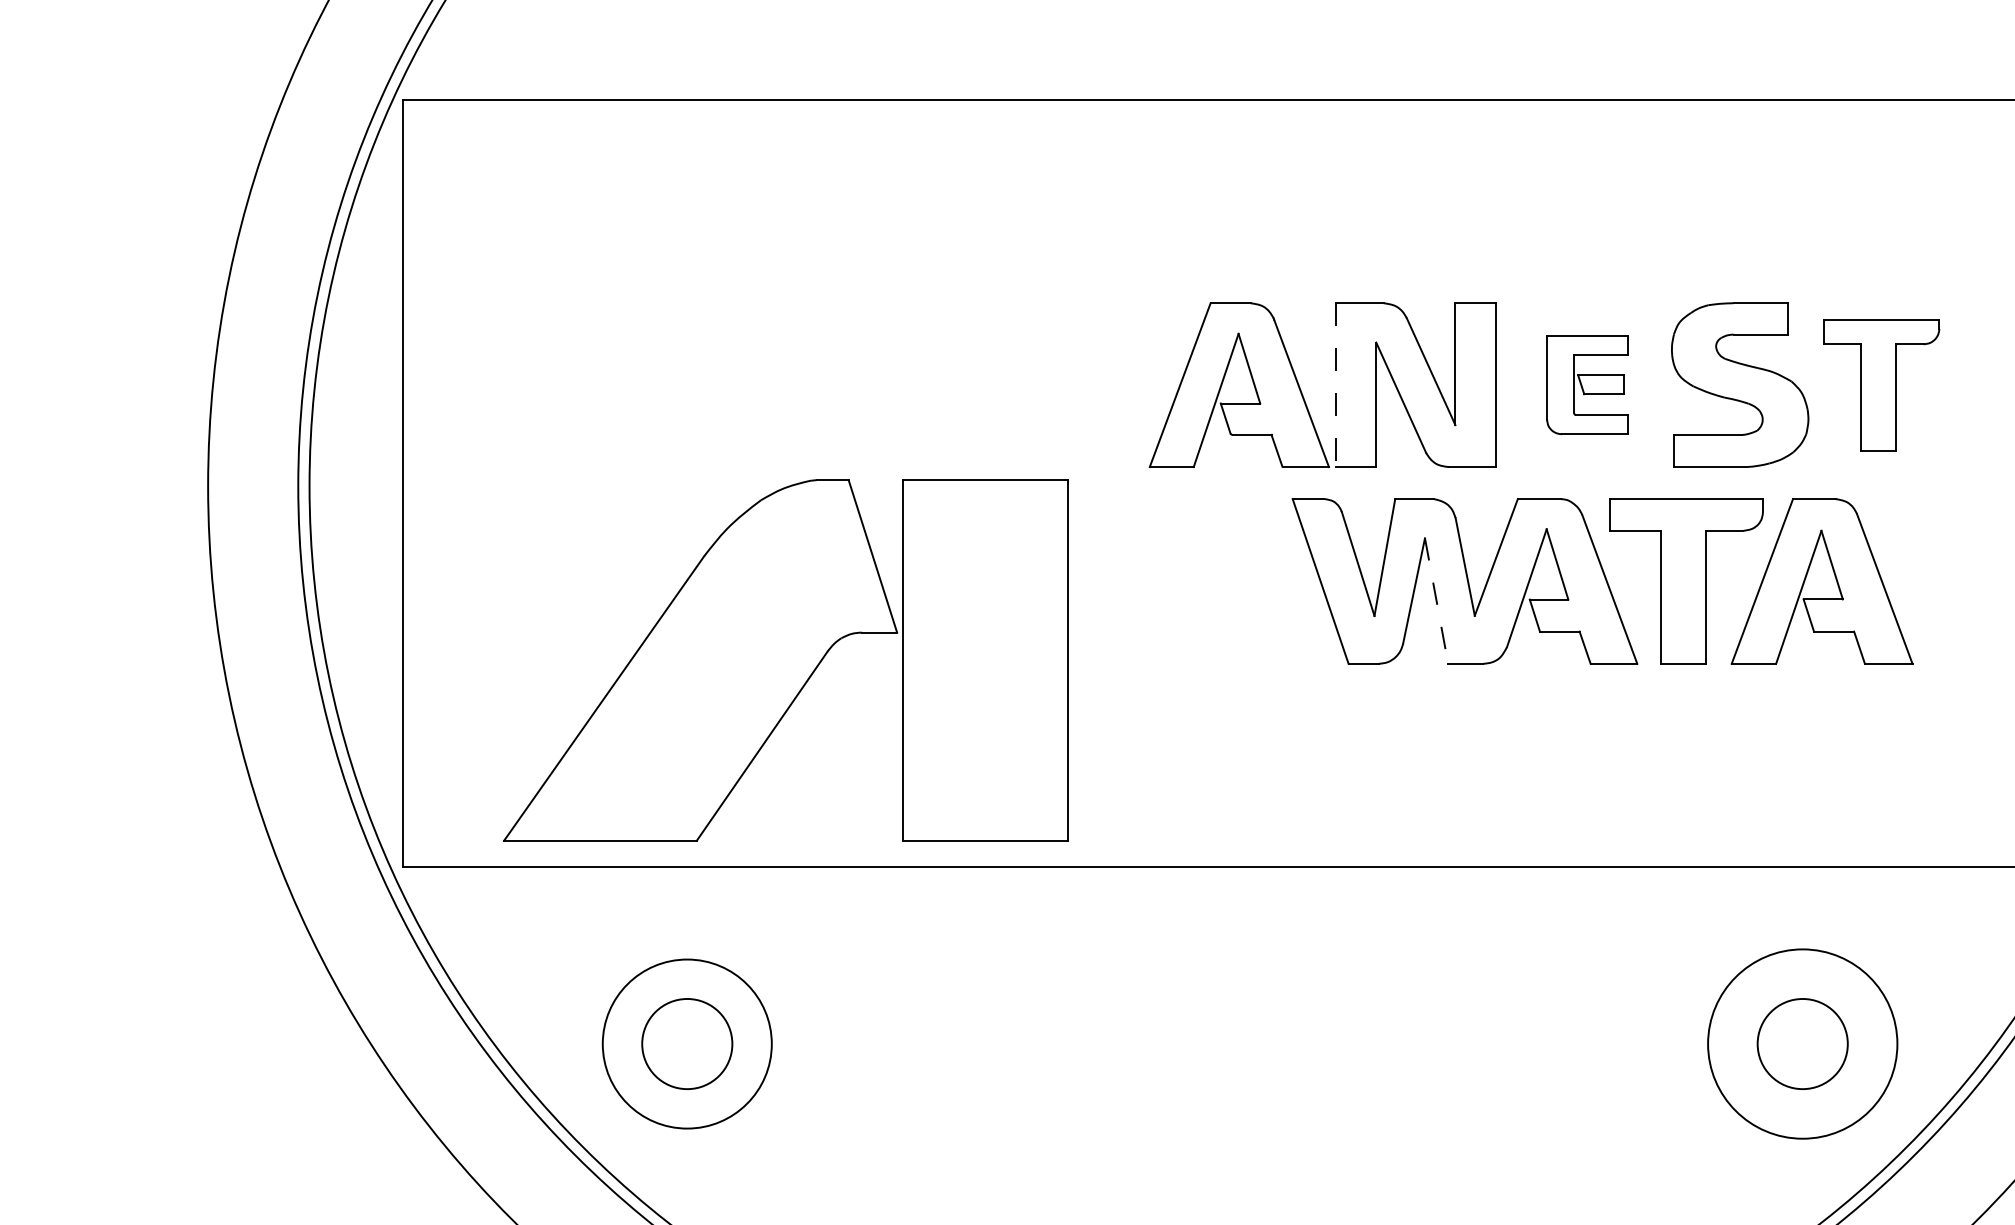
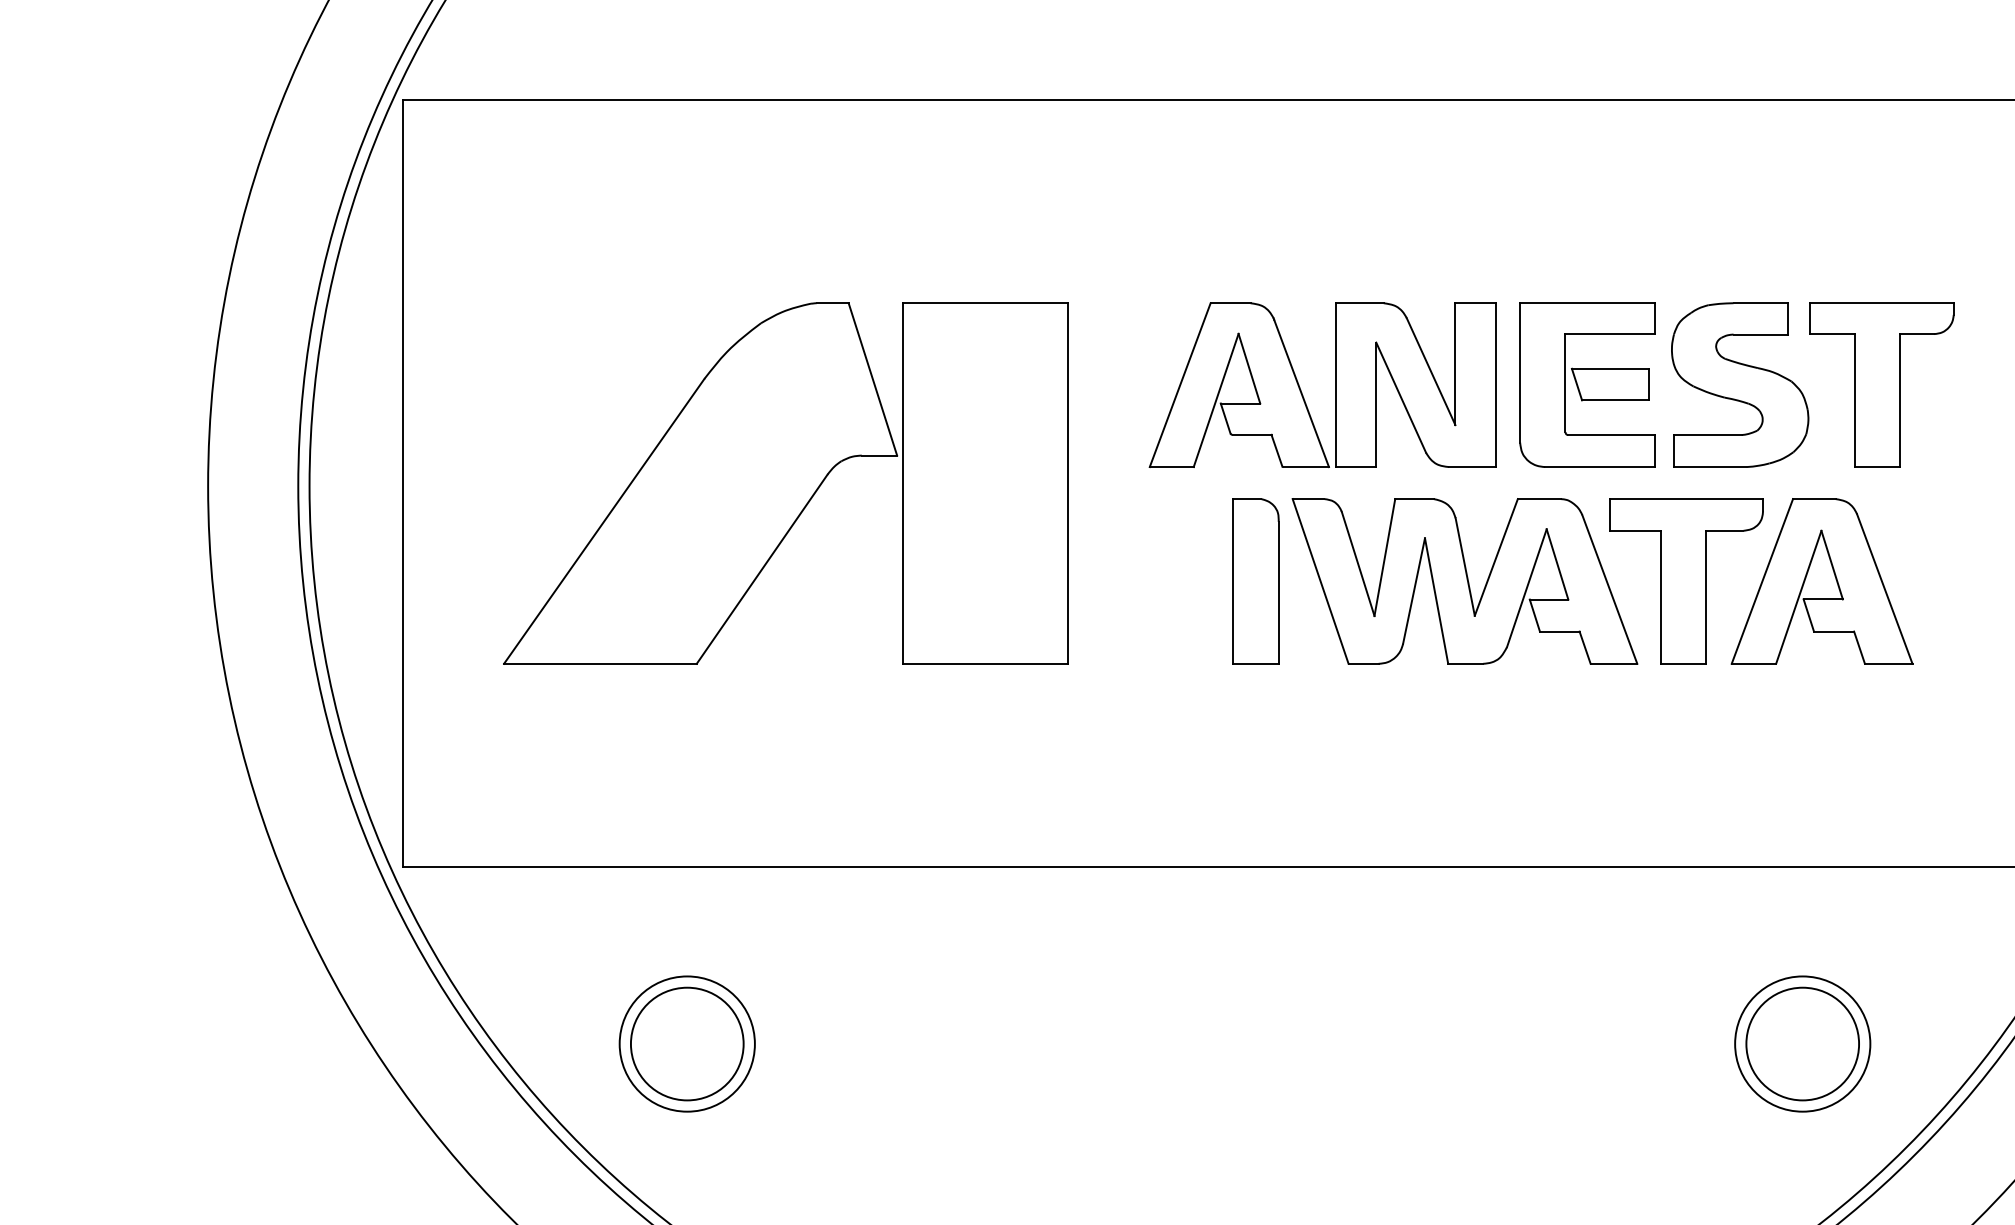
line: dashed -> solid (1335, 385)
part size: 83x101 px -> 137x166 px (1587, 384)
part size: 118x133 px -> 146x166 px (1881, 384)
part: none -> present (1255, 581)
line: dashed -> solid (1436, 601)
part position: (785, 660) -> (785, 483) (785, 483)
circle diameter: 169 px -> 135 px (686, 1043)
circle diameter: 90 px -> 113 px (686, 1043)
circle diameter: 189 px -> 135 px (1802, 1043)
circle diameter: 90 px -> 113 px (1802, 1043)
